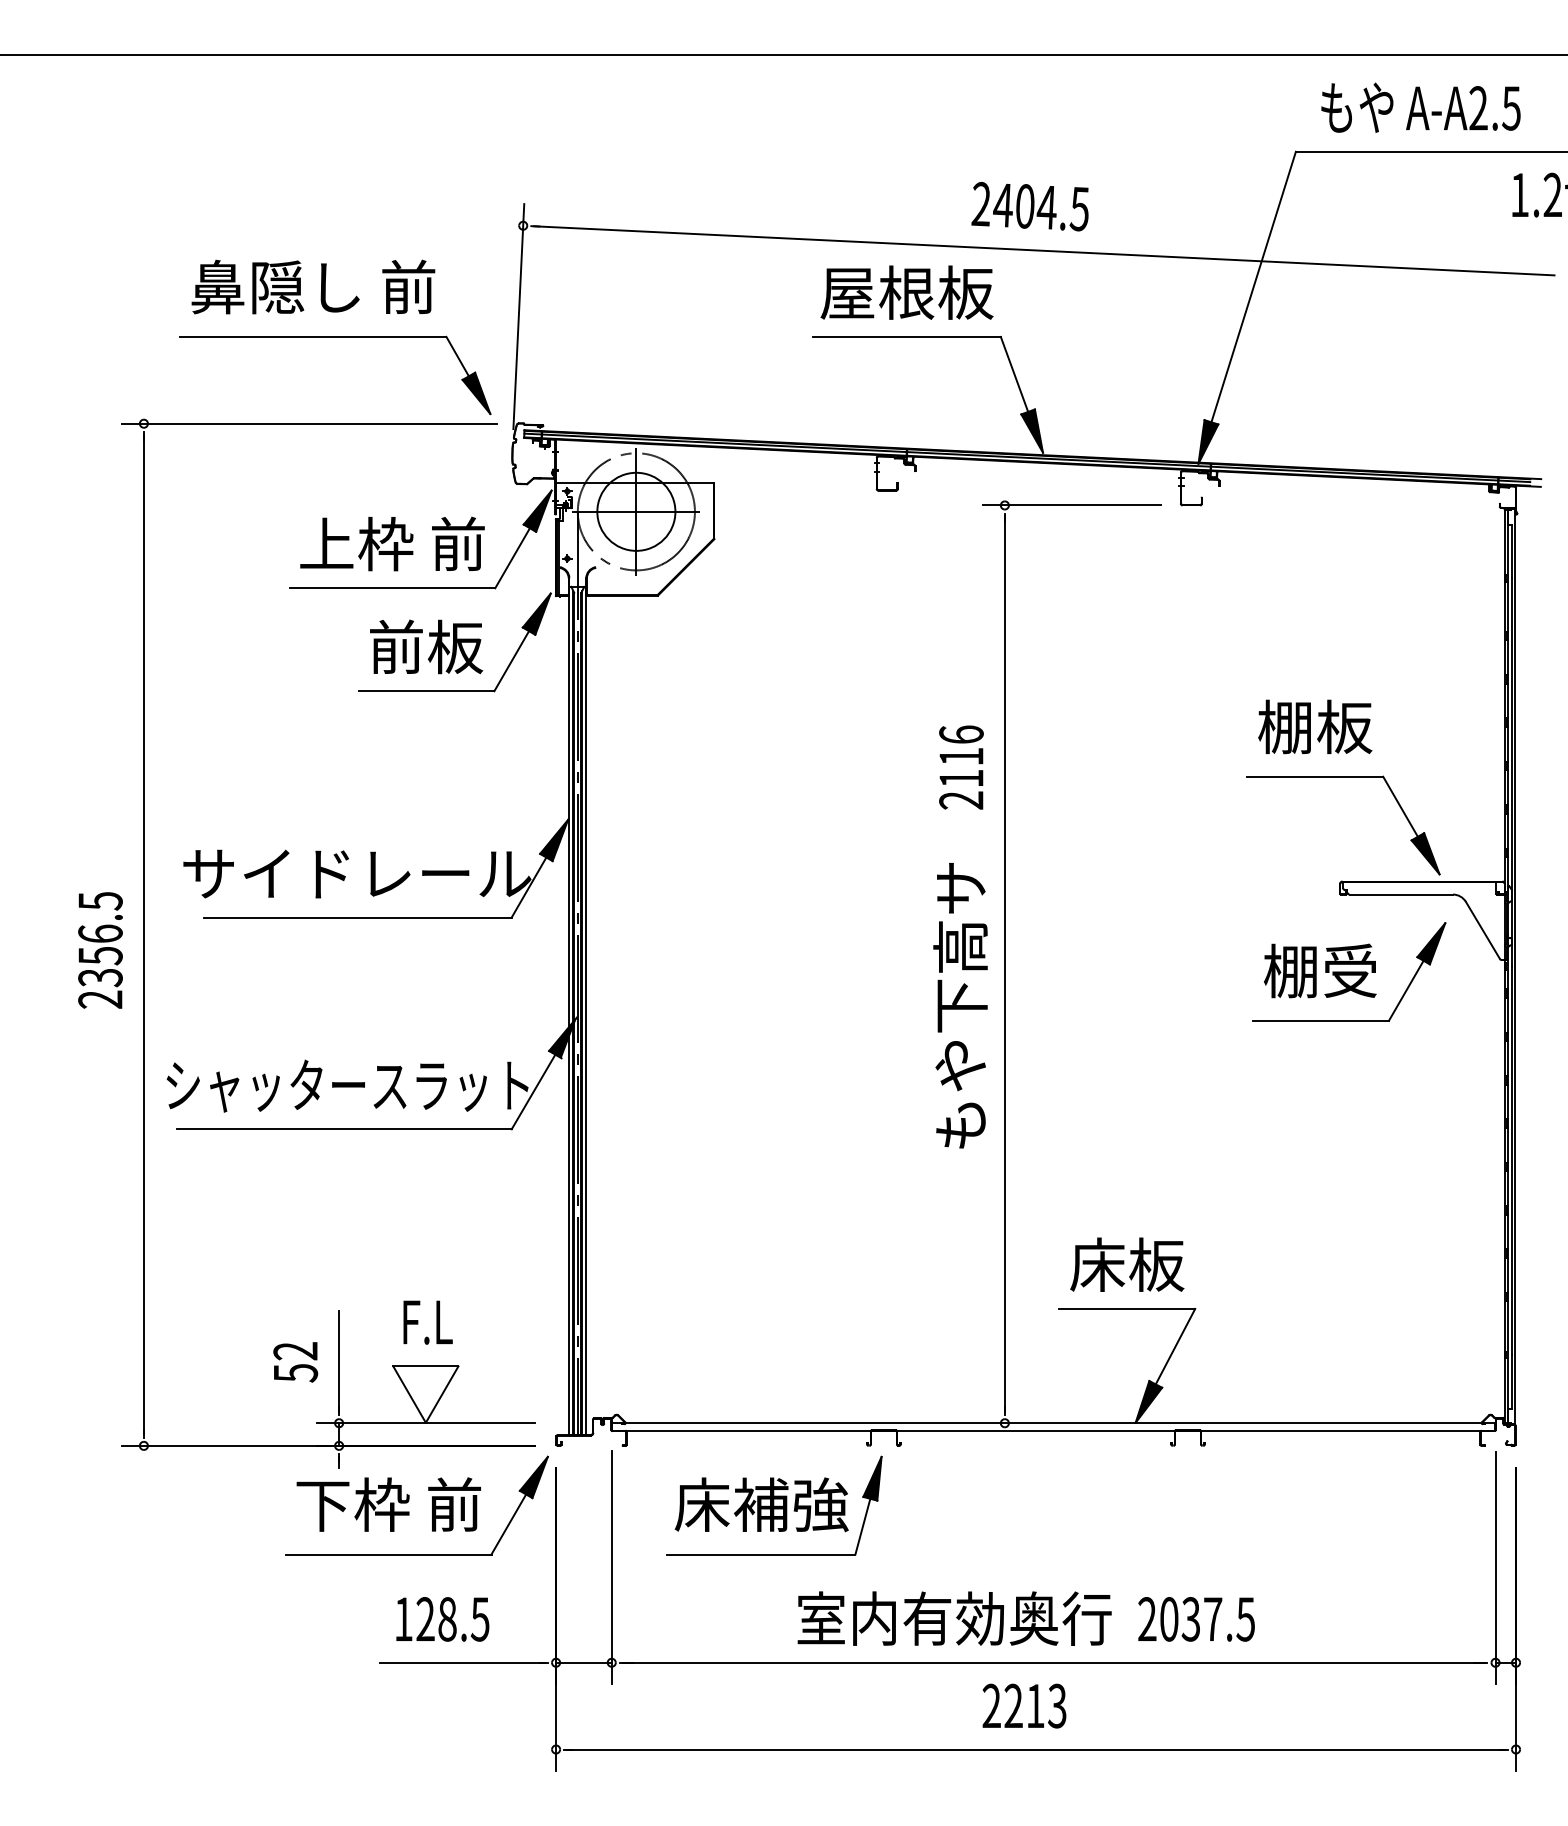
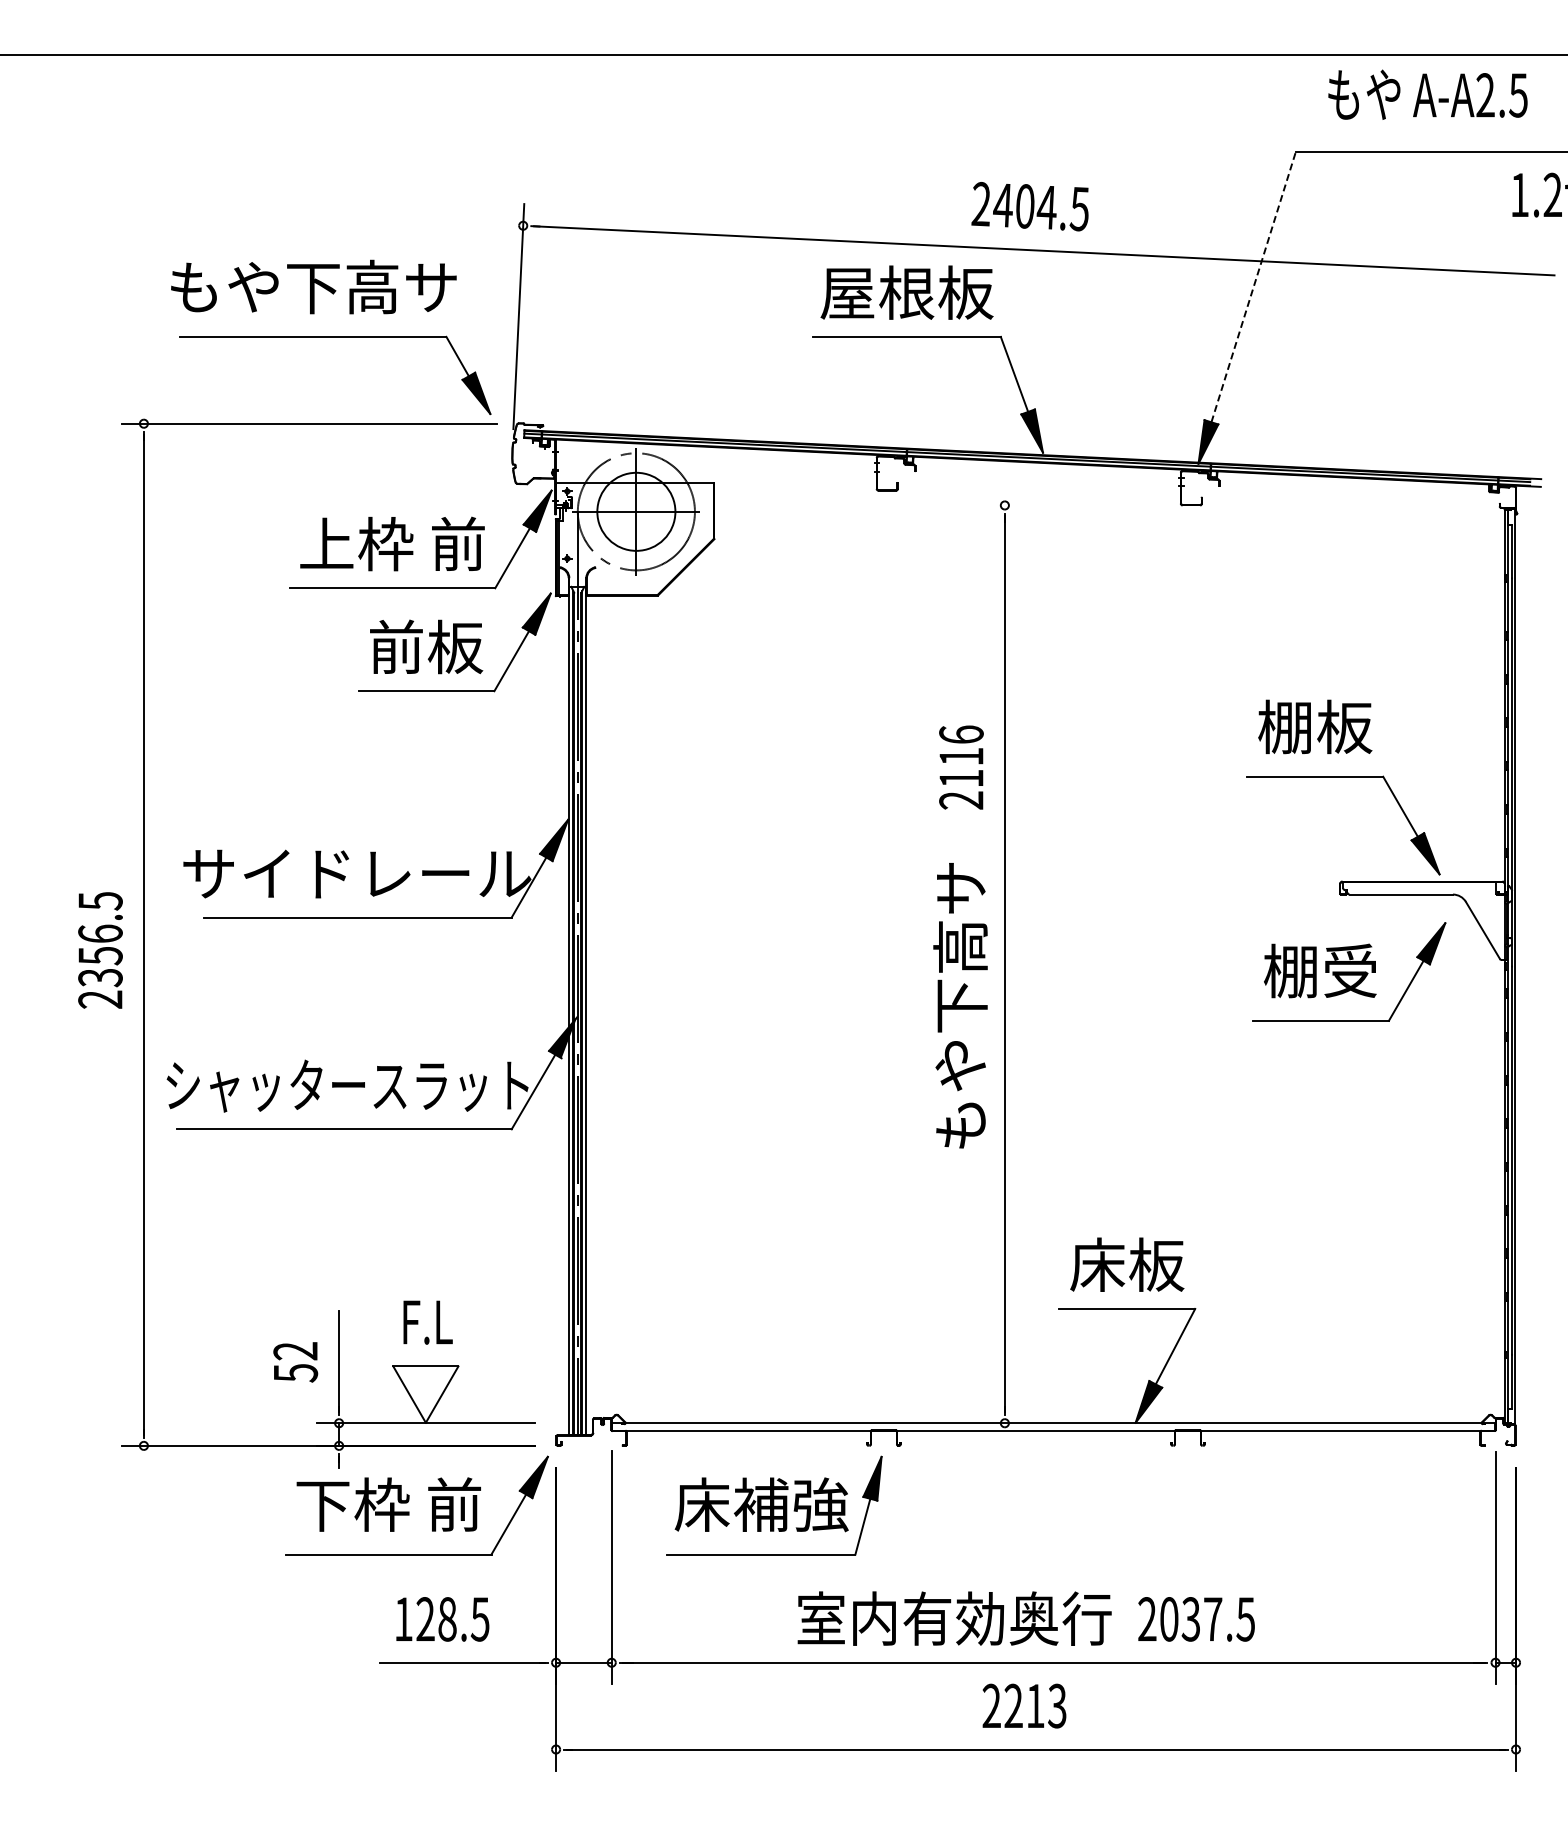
text position: (1420, 107) -> (1427, 94) (1427, 94)
text: 鼻隠し 前 -> もや下高サ (313, 286)
line: solid -> dashed (1253, 287)
line: present -> none (1071, 505)
